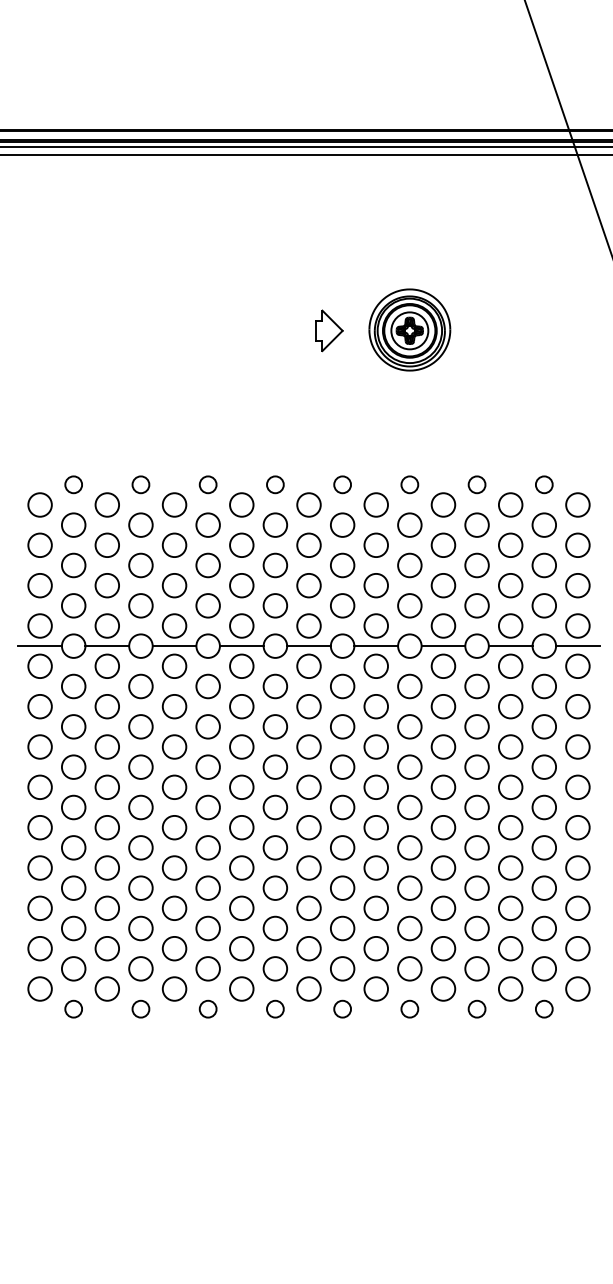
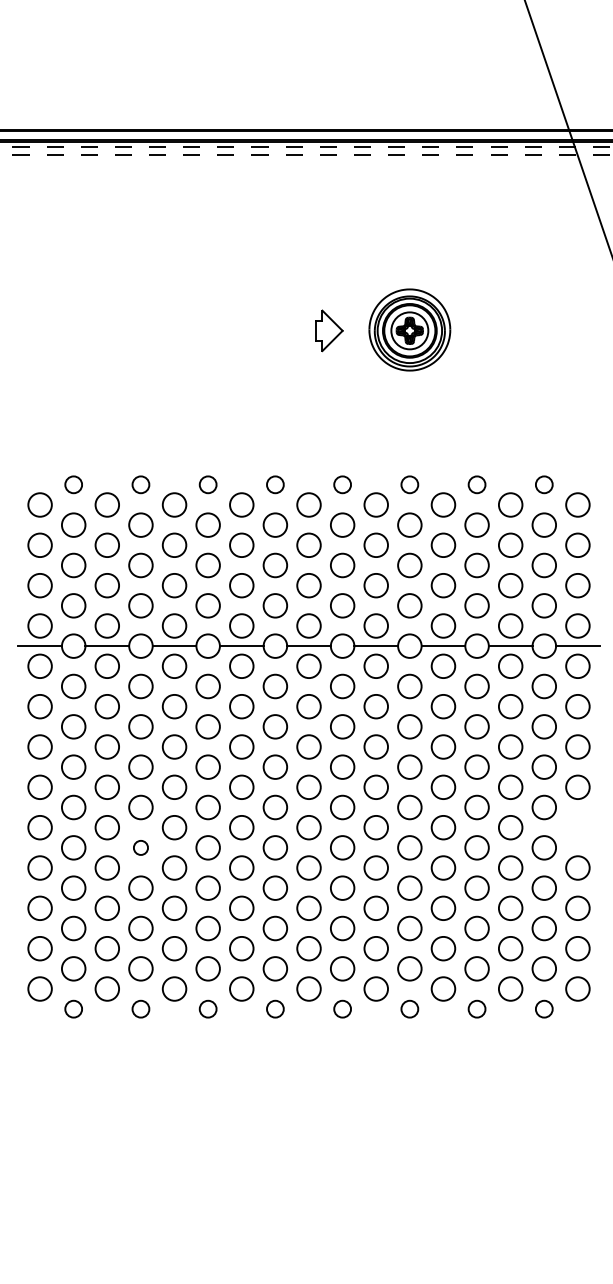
line: solid -> dashed (307, 147)
line: solid -> dashed (307, 155)
circle: present -> none (577, 827)
circle size: 26x26 px -> 16x16 px (140, 847)
